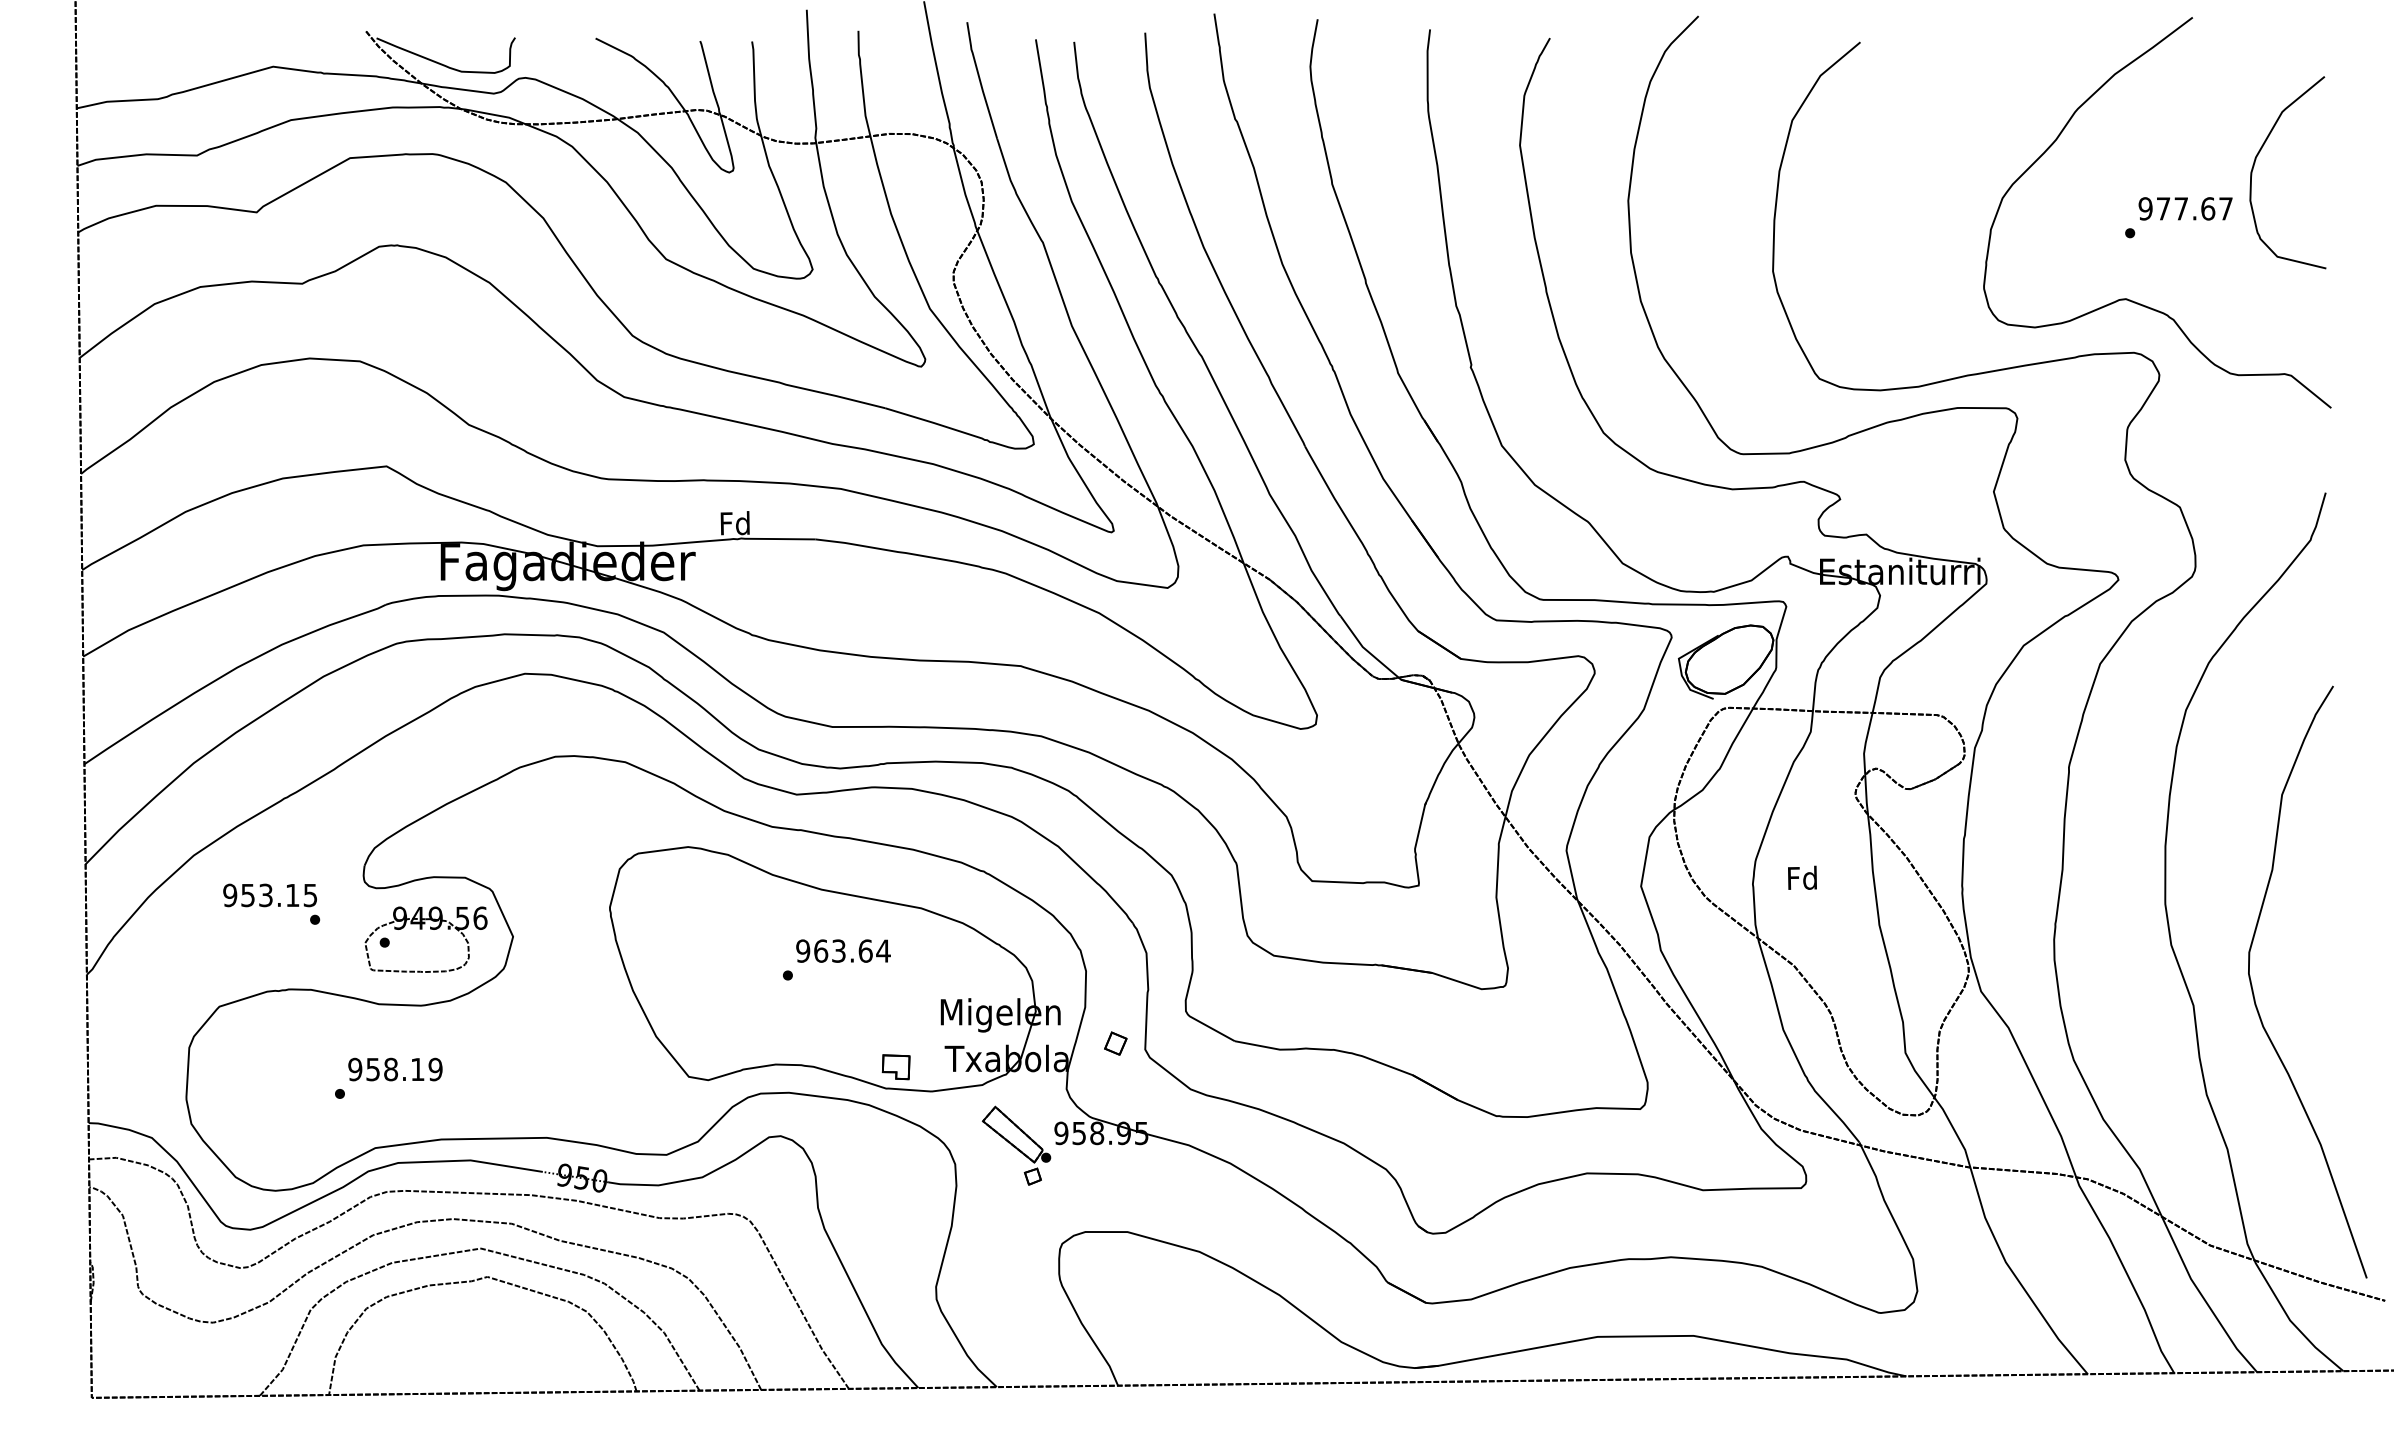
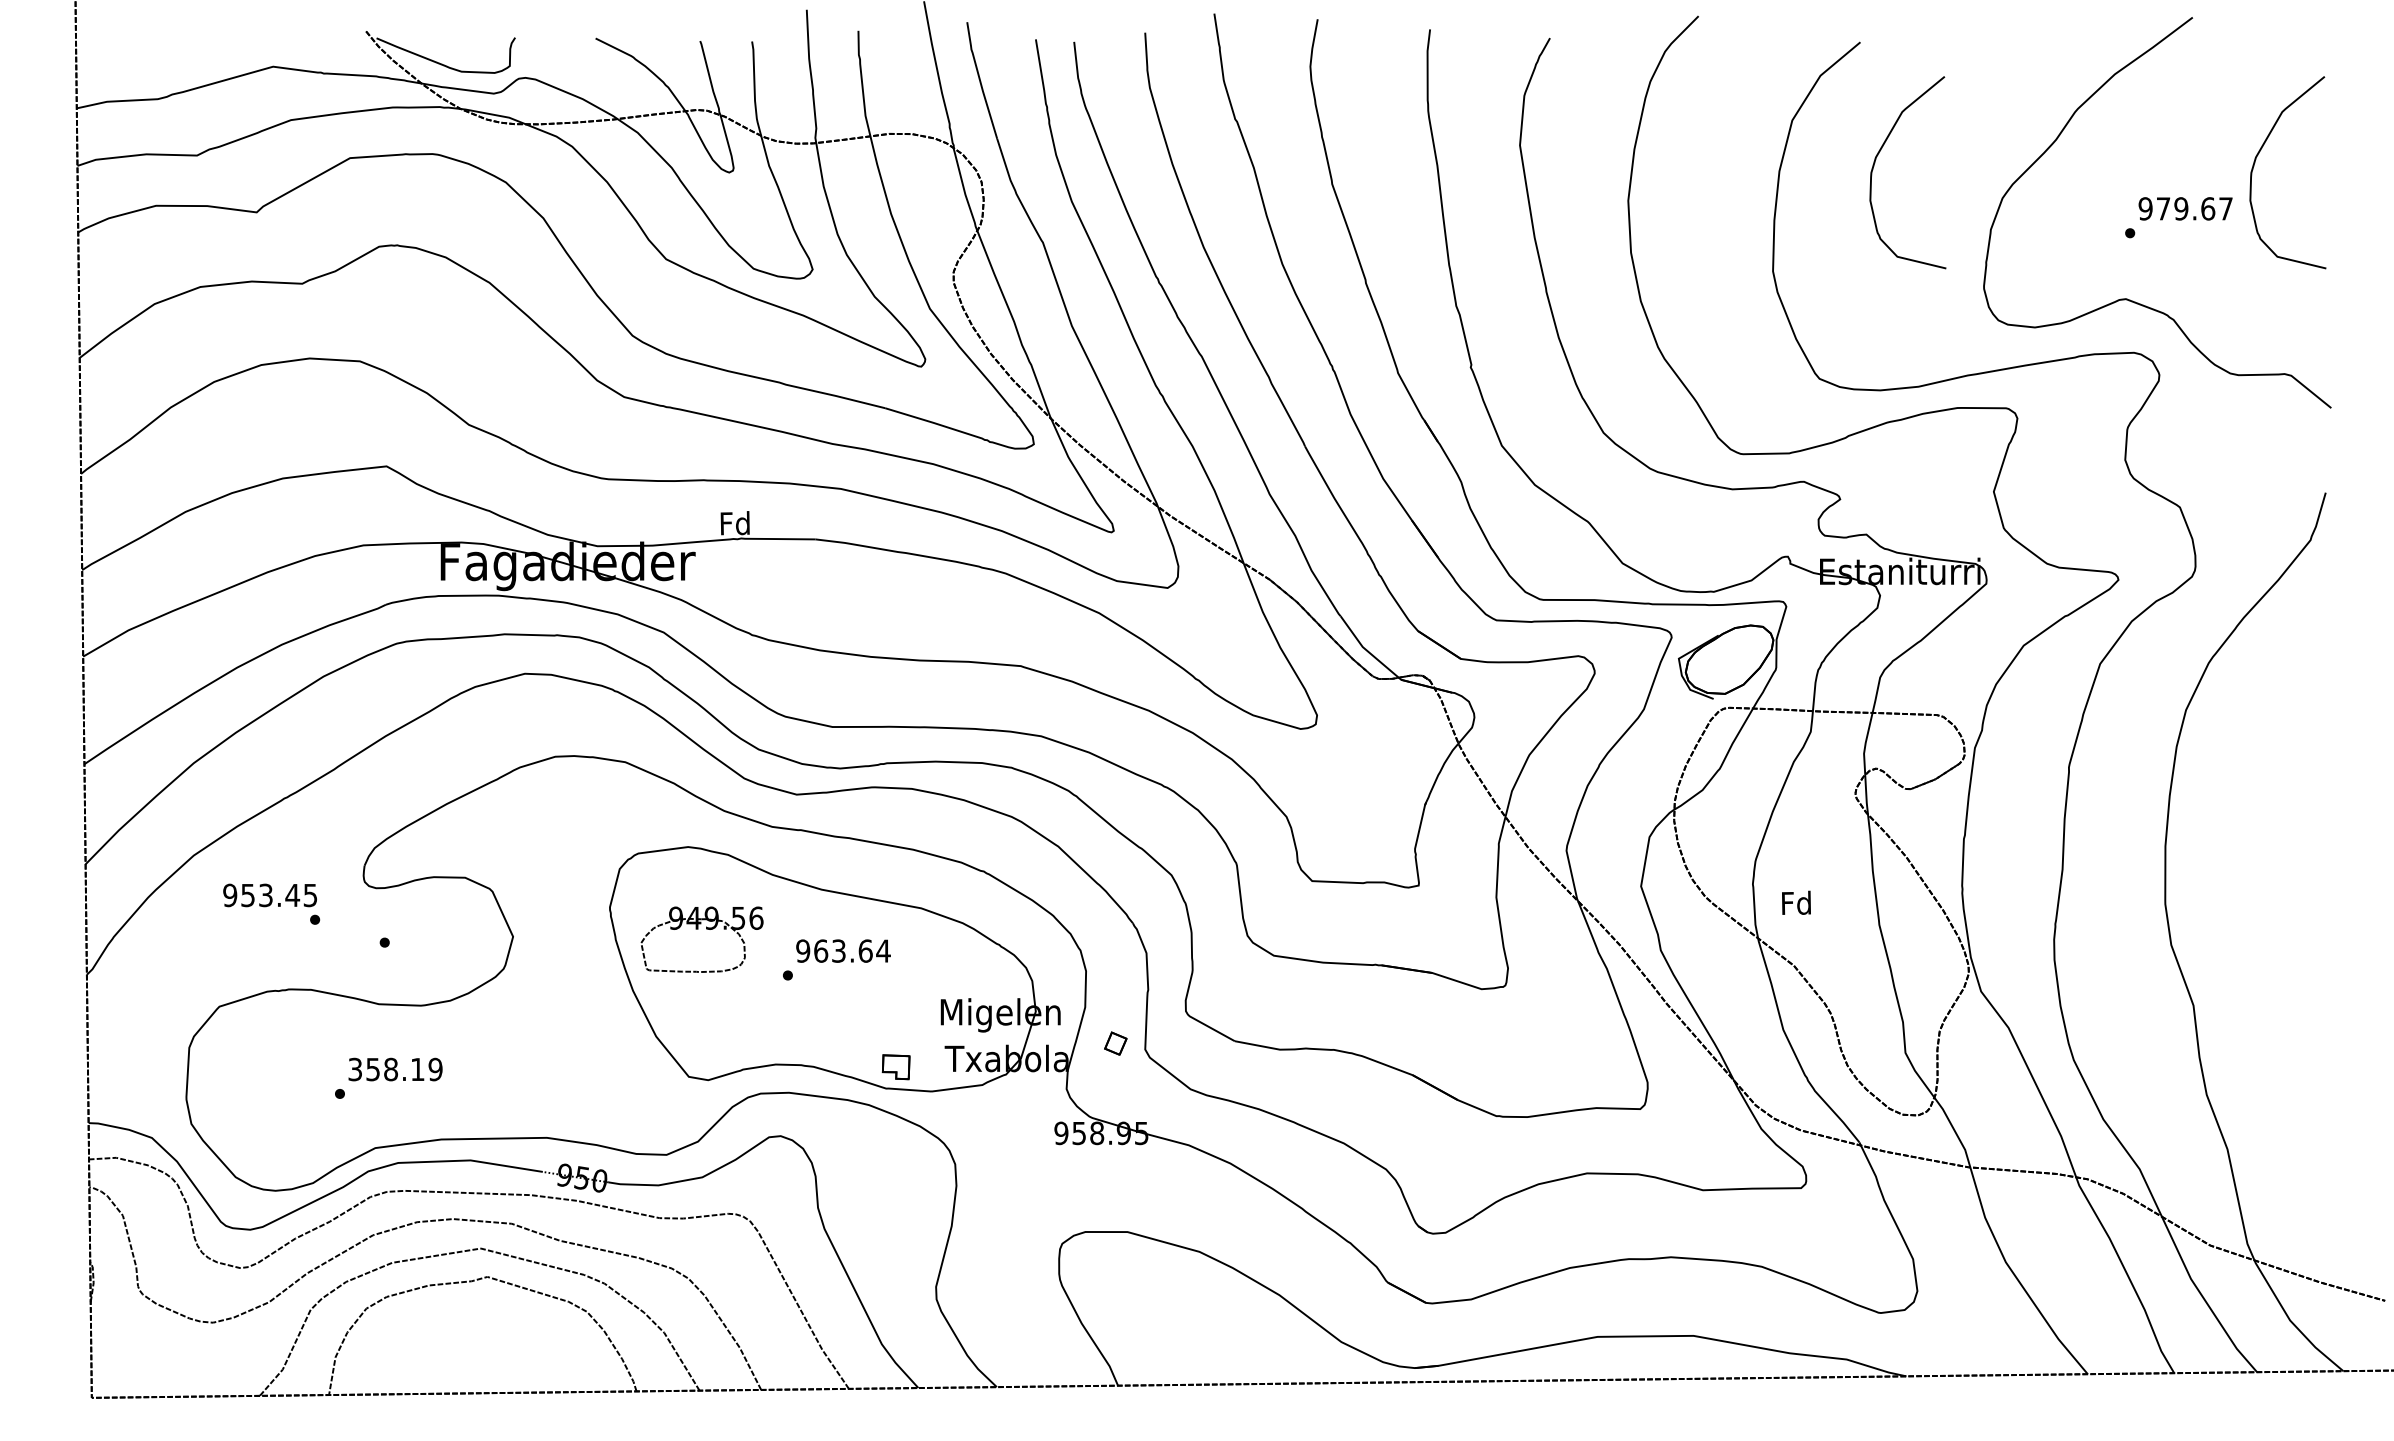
curve: none -> present (1875, 163)
text: 977.67 -> 979.67 (2181, 208)
text position: (1802, 877) -> (1796, 902) (1796, 902)
text: 953.15 -> 953.45 (292, 895)
part position: (422, 929) -> (698, 929) (698, 929)
curve: present -> none (2254, 994)
text: 958.19 -> 358.19 (355, 1069)
part: present -> none (1016, 1145)
